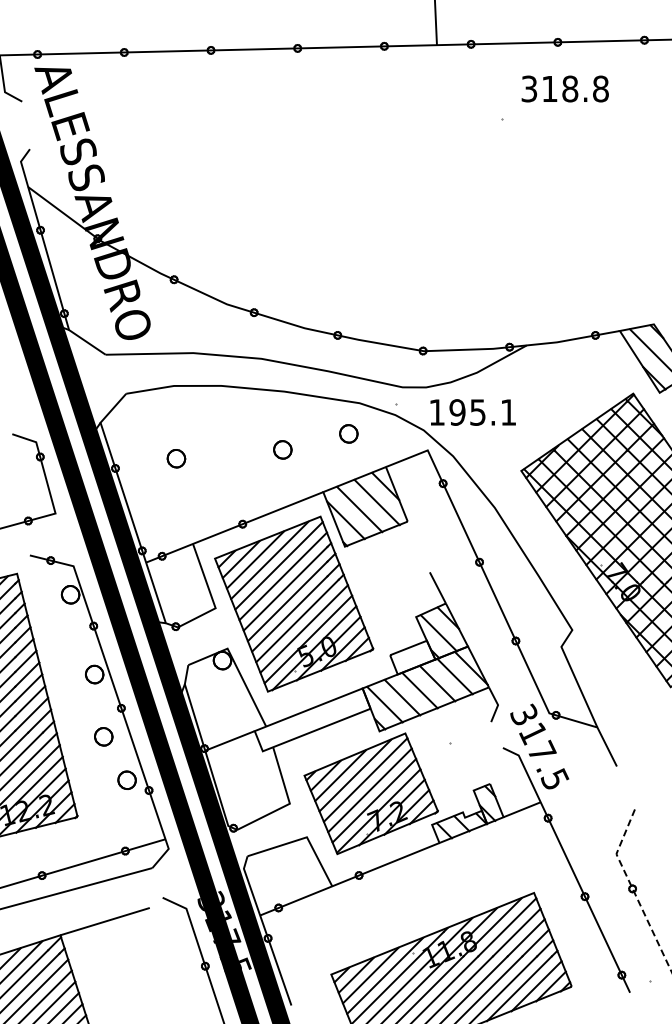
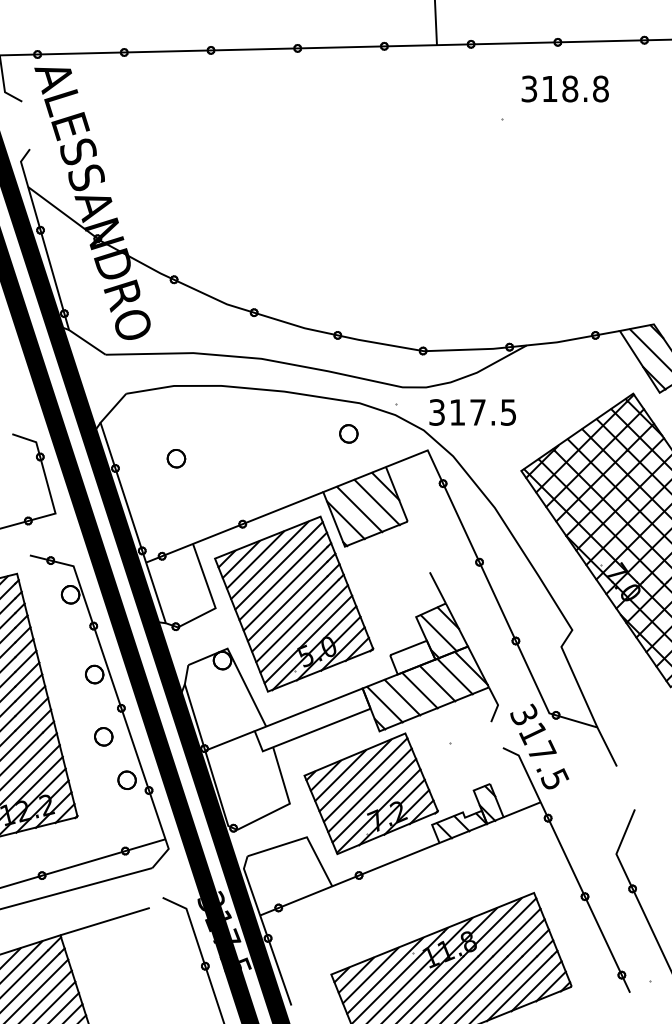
text: 195.1 -> 317.5 (472, 412)
part: present -> none (282, 449)
line: dashed -> solid (633, 890)
